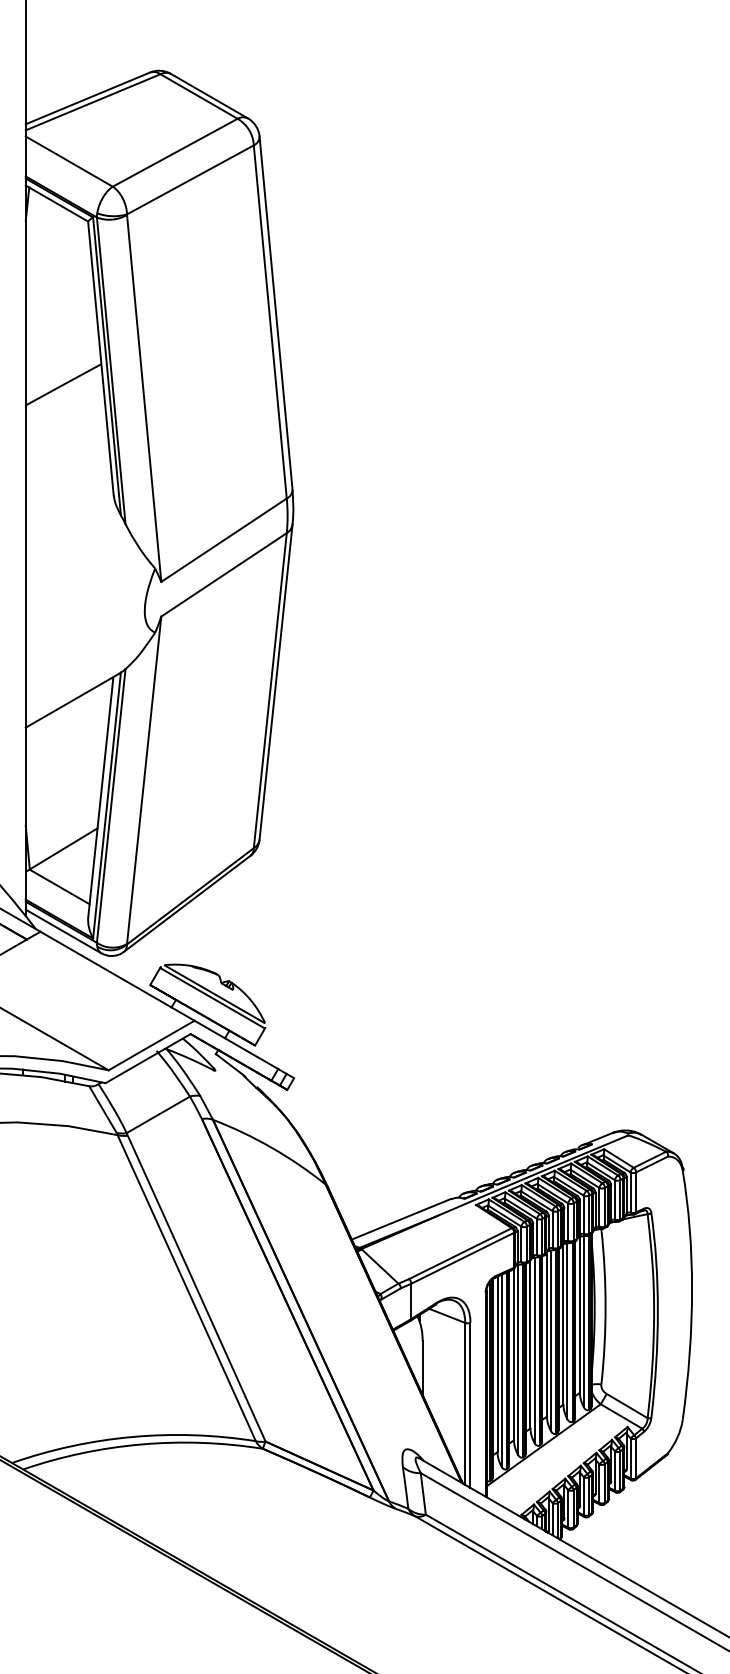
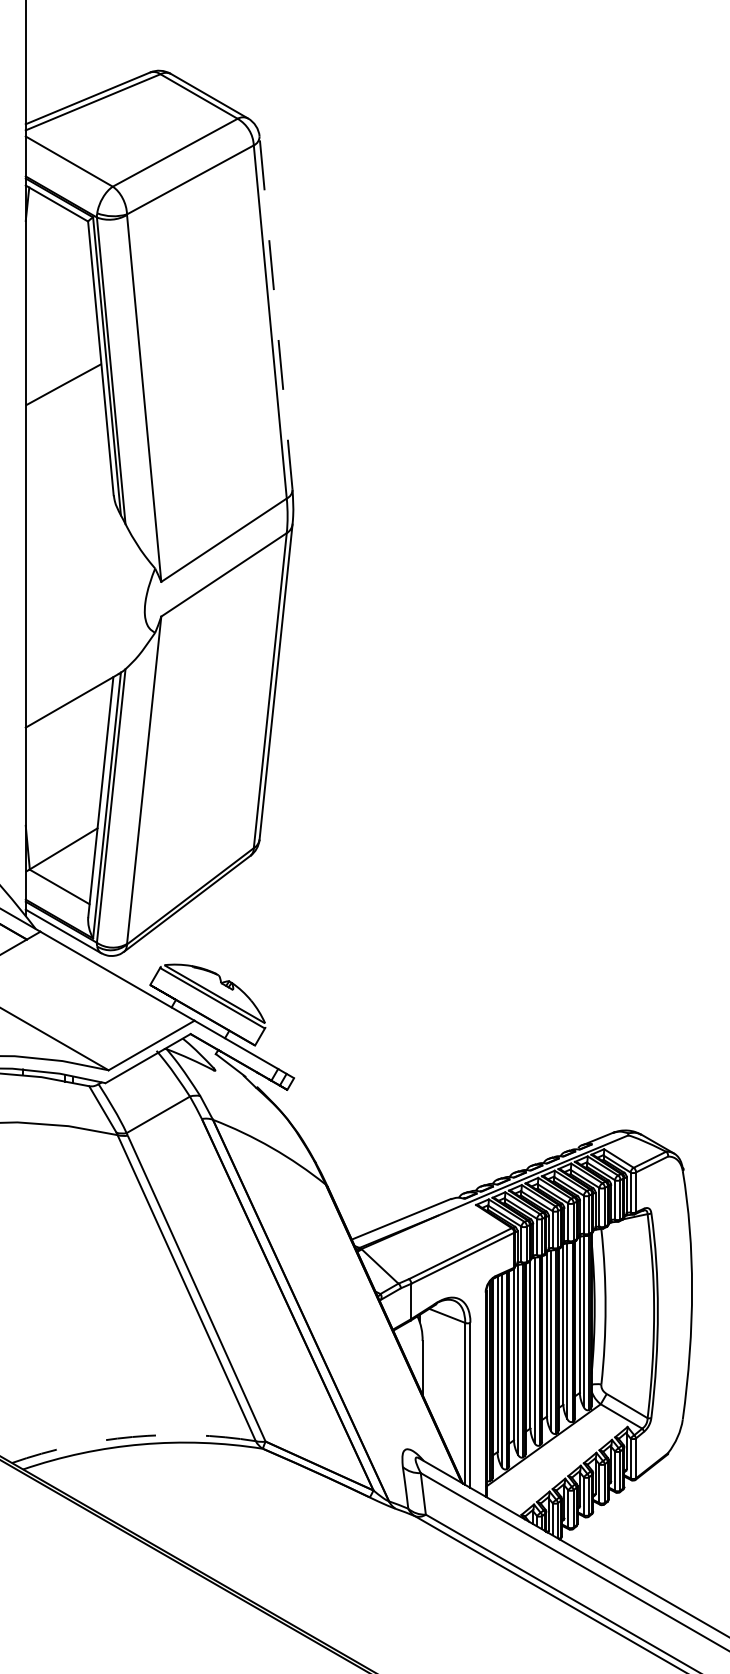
line: solid -> dashed (276, 312)
arc: solid -> dashed (132, 1436)
